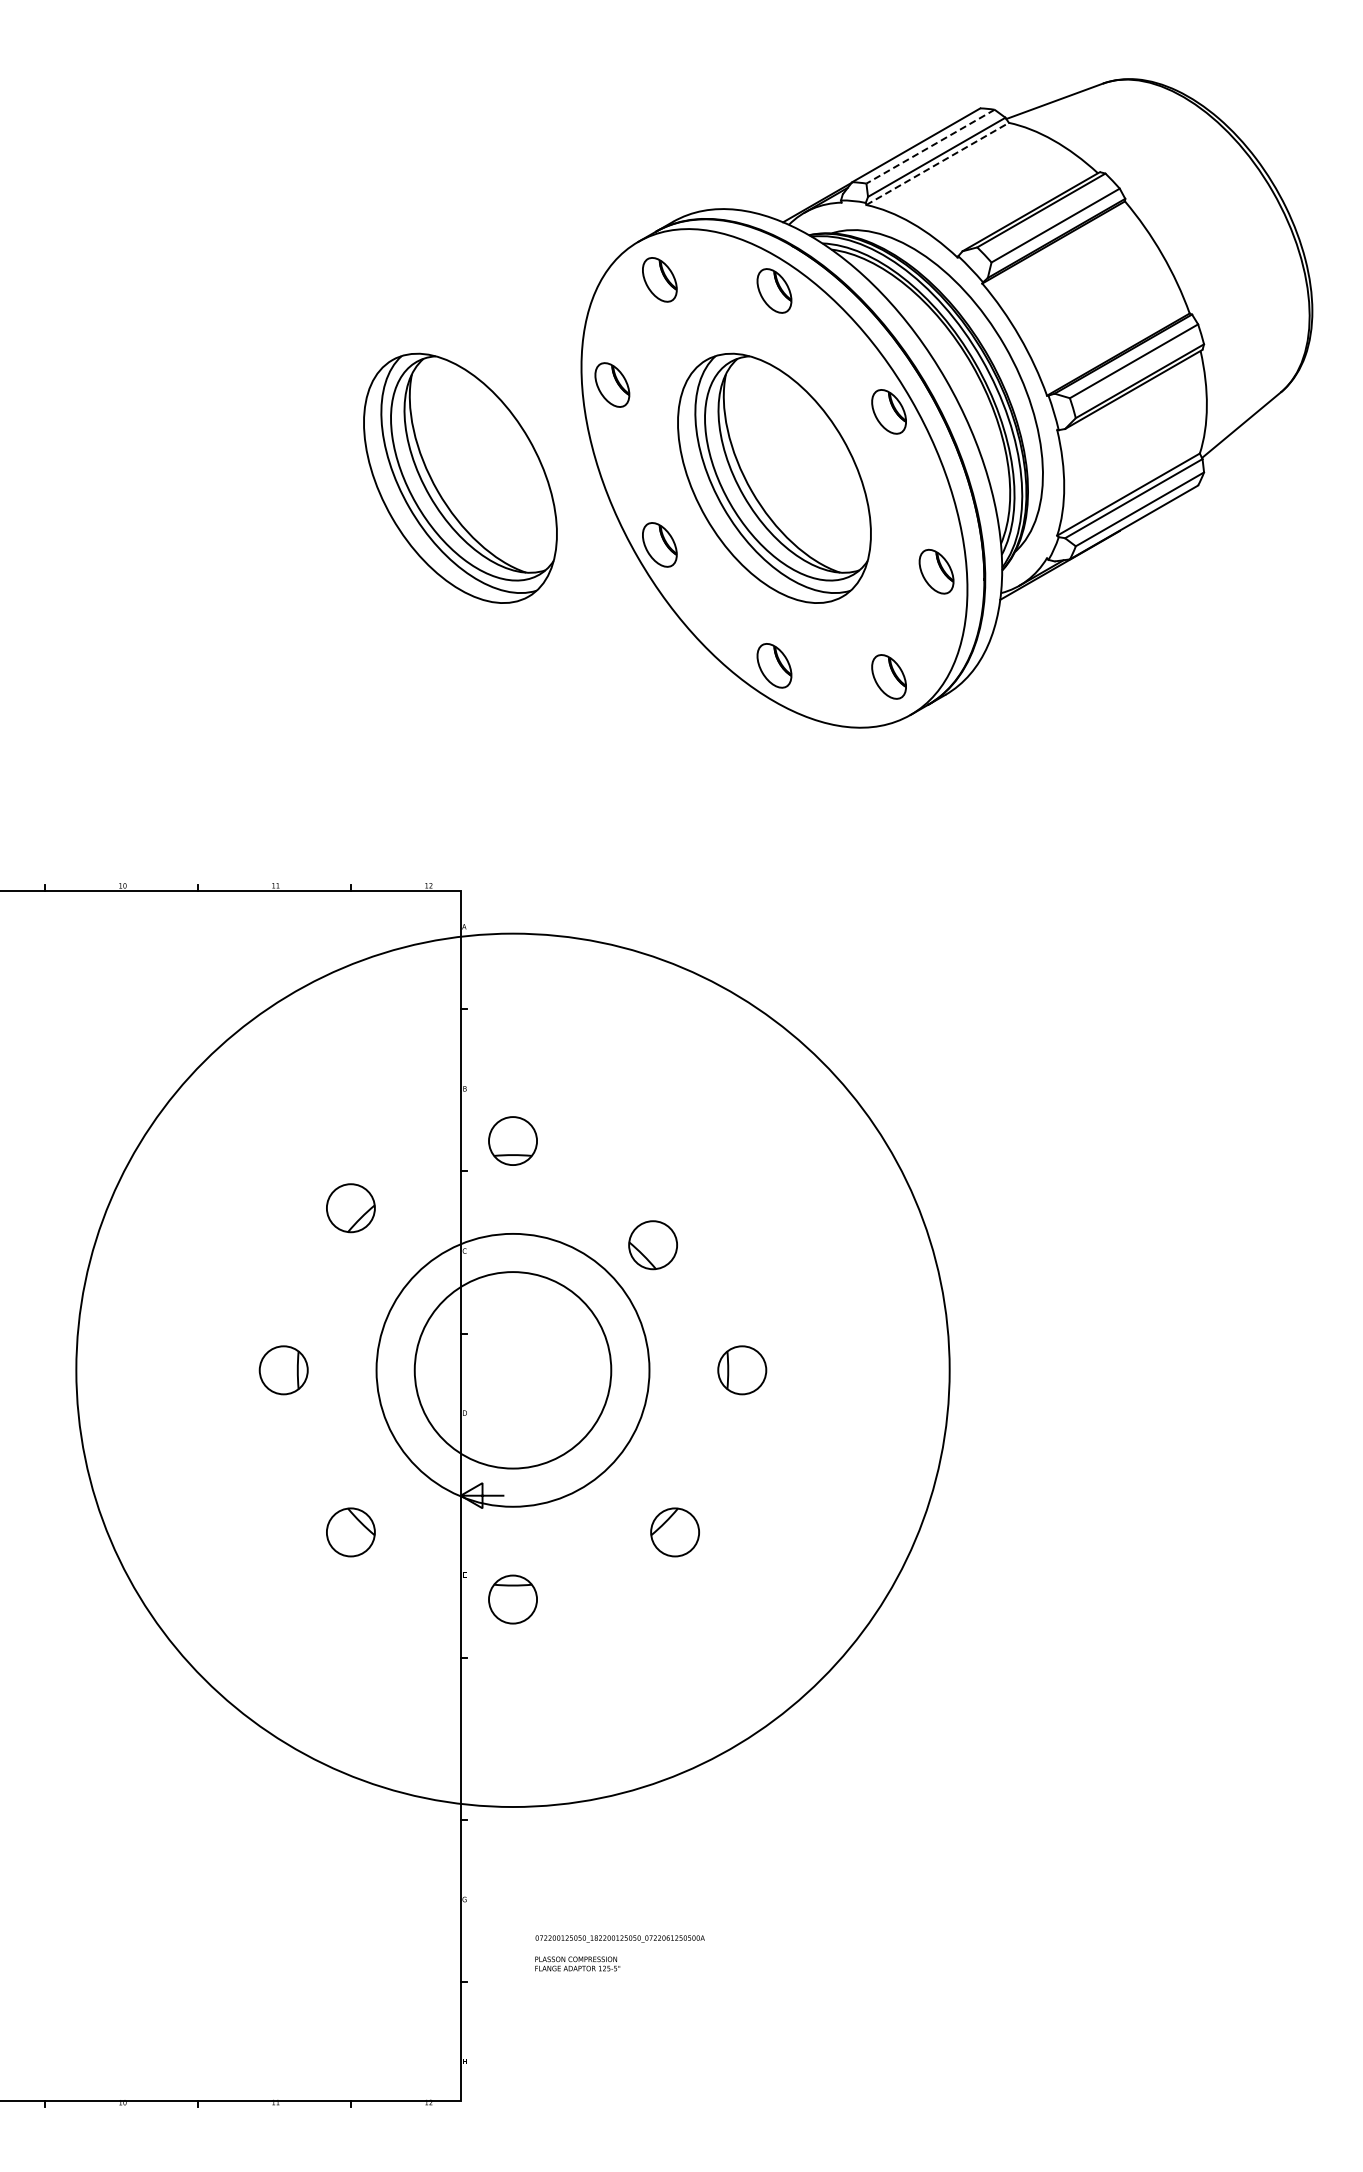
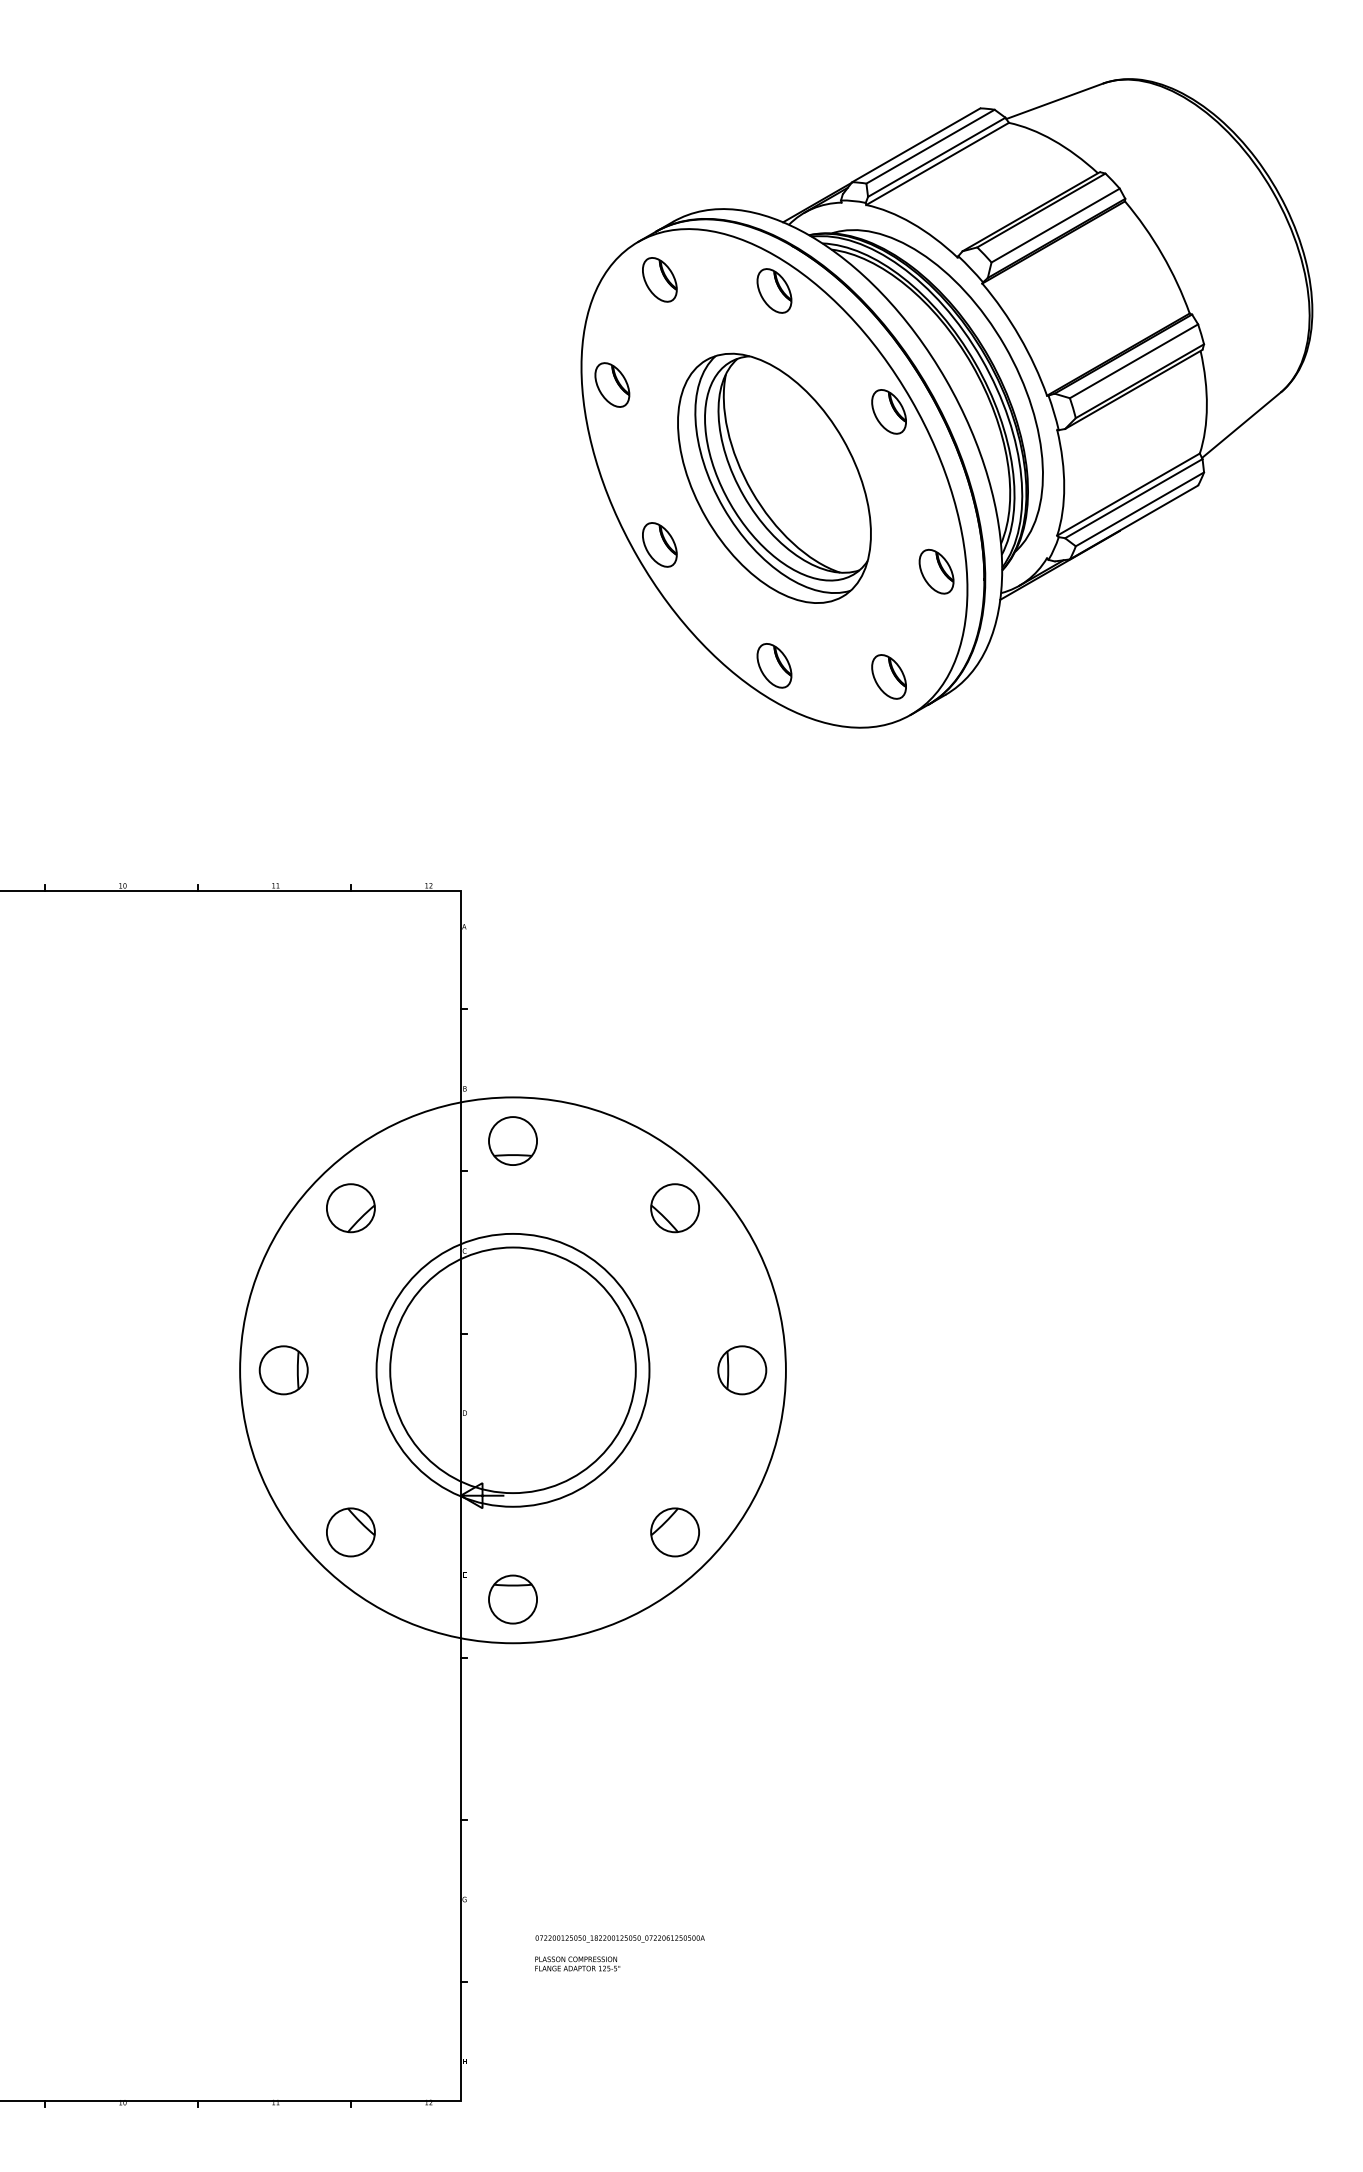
line: dashed -> solid (930, 146)
line: dashed -> solid (938, 163)
part: present -> none (460, 477)
part position: (652, 1245) -> (674, 1208) (674, 1208)
circle diameter: 197 px -> 246 px (512, 1370)
circle diameter: 873 px -> 546 px (512, 1370)
